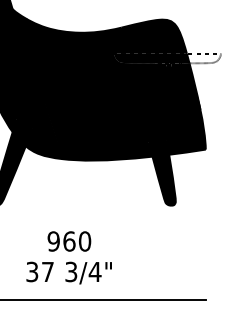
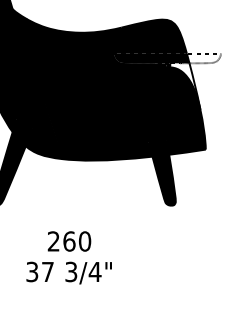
fill: present -> none (185, 85)
text: 960 -> 260 (53, 241)
line: present -> none (103, 299)
